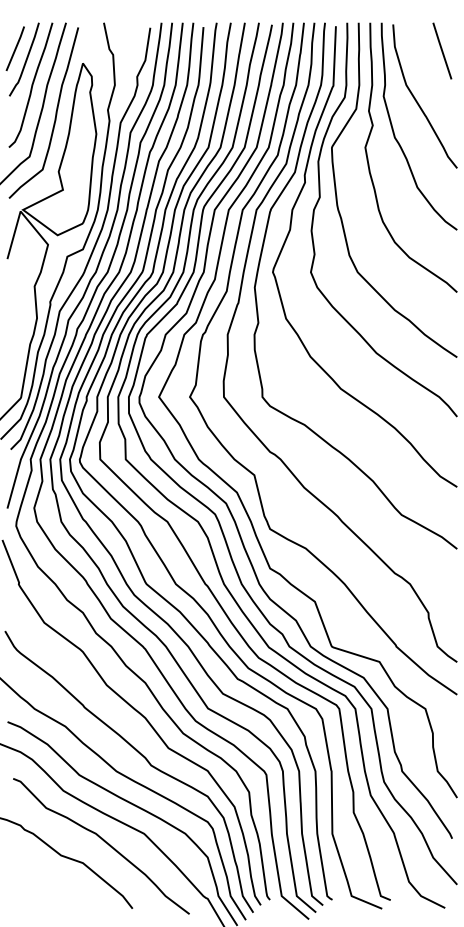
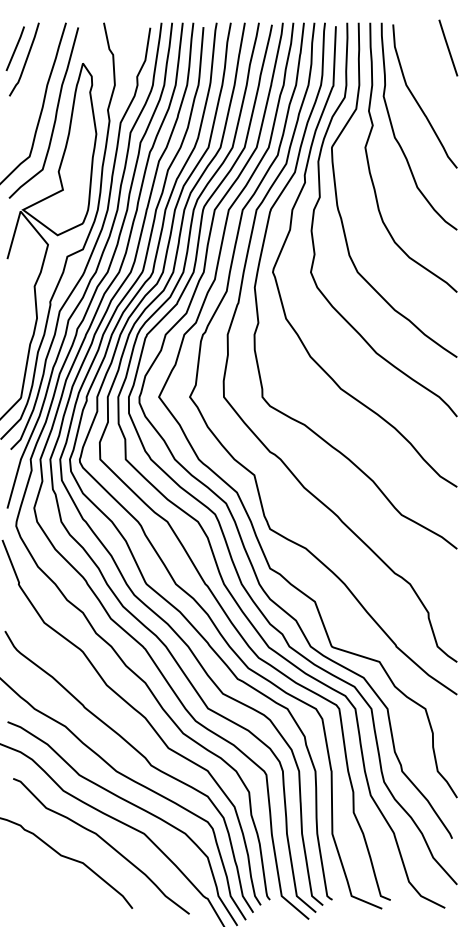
line position: (442, 50) -> (448, 47) (448, 47)
curve: present -> none (31, 84)
